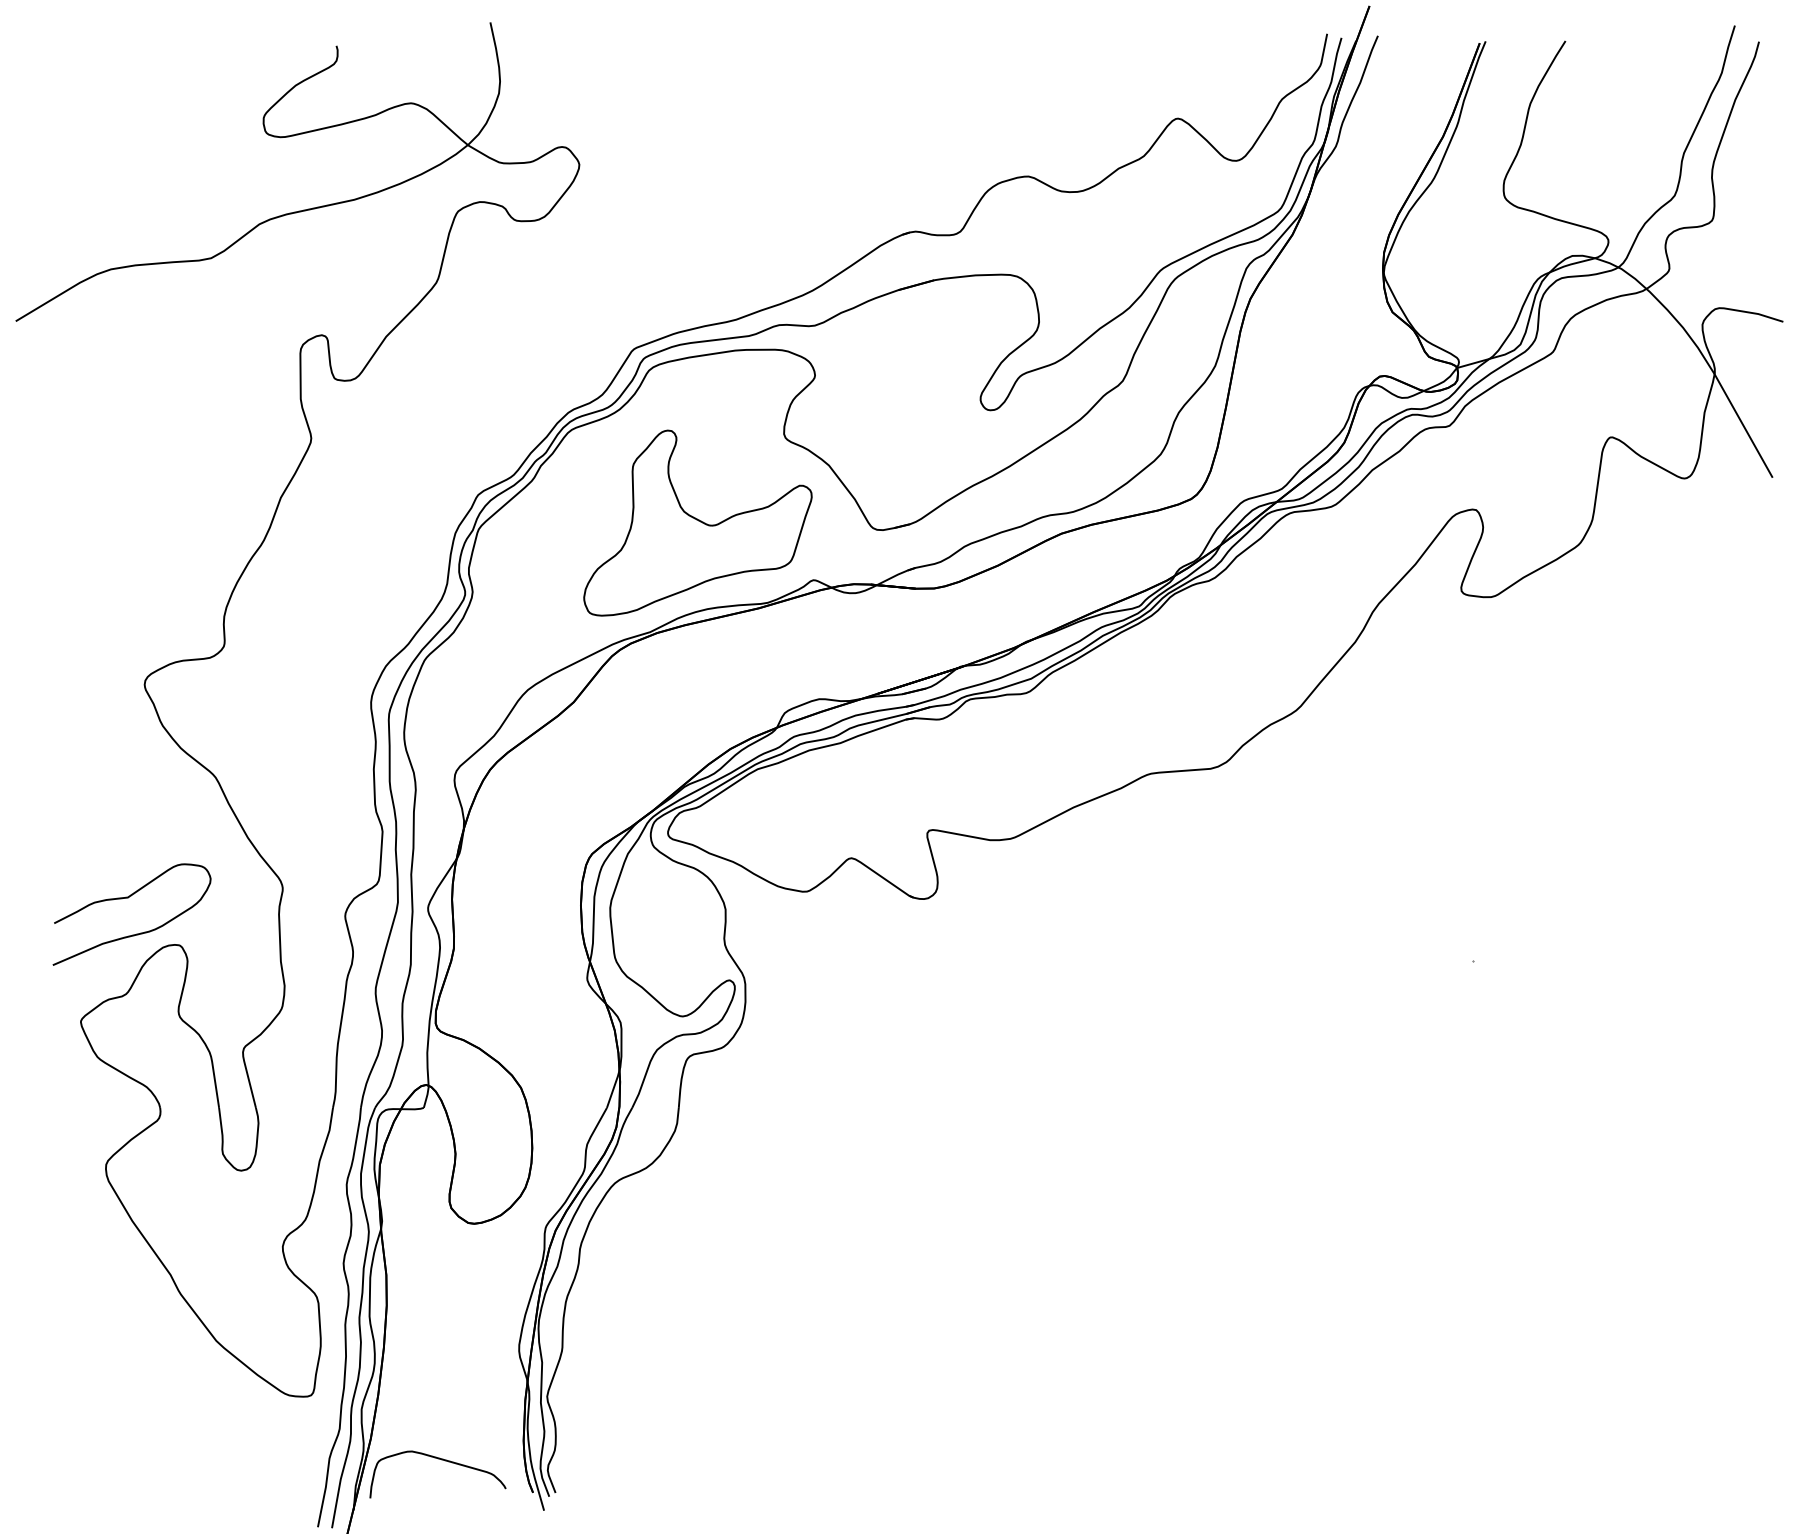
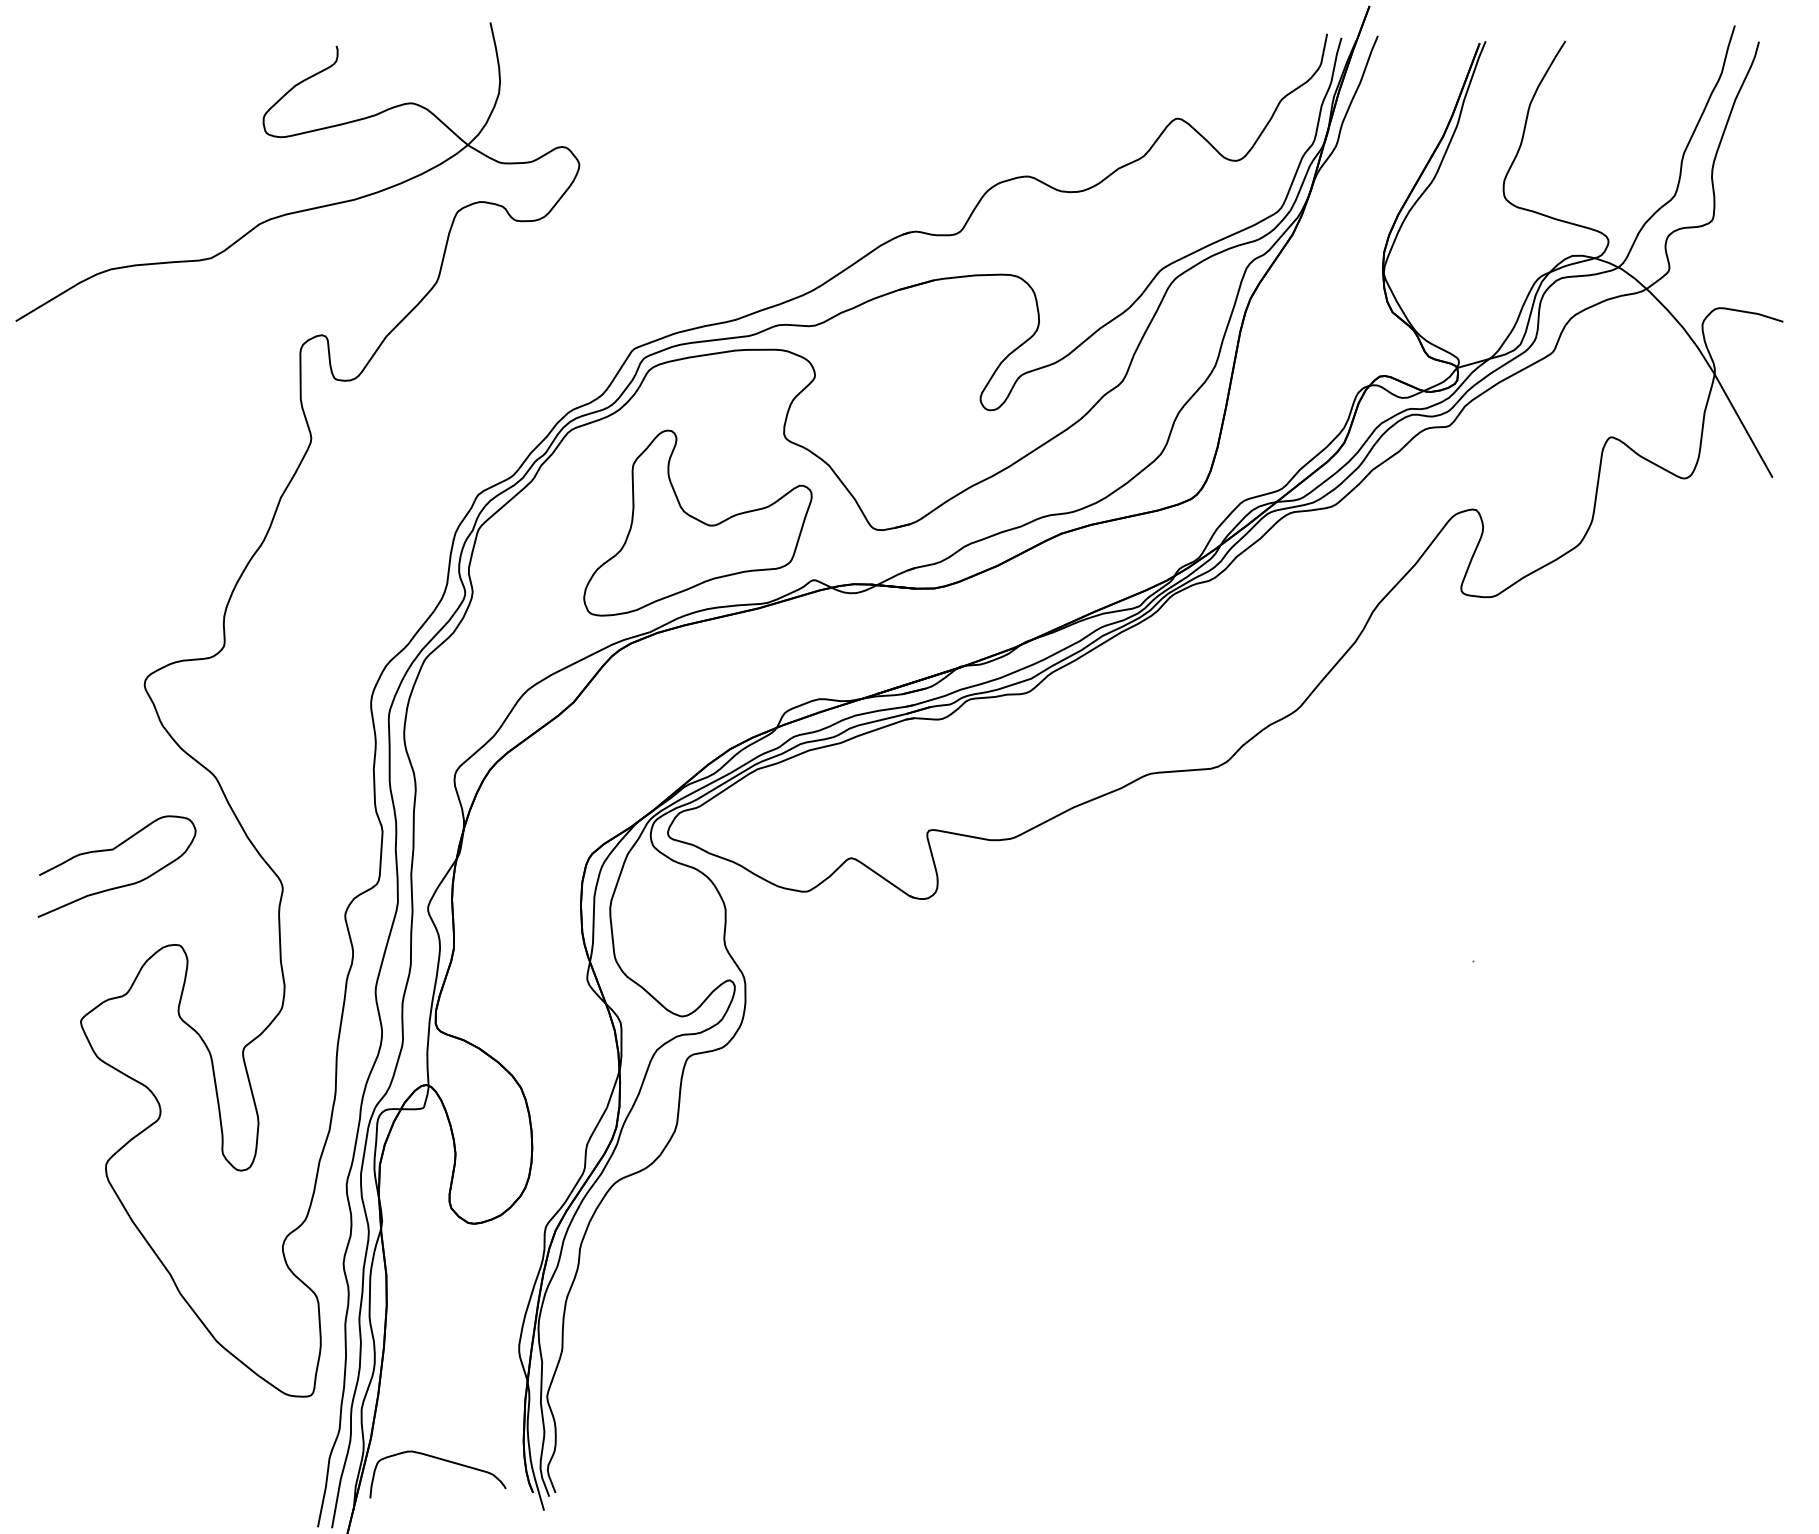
curve position: (128, 898) -> (113, 850) (113, 850)
